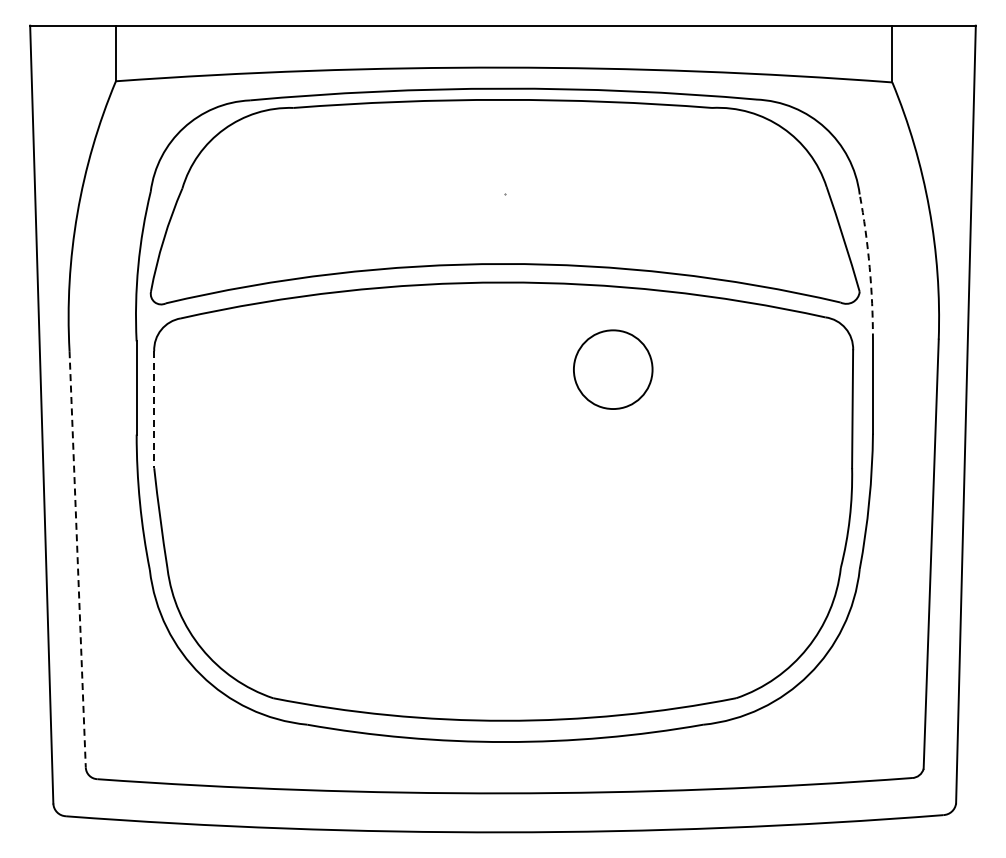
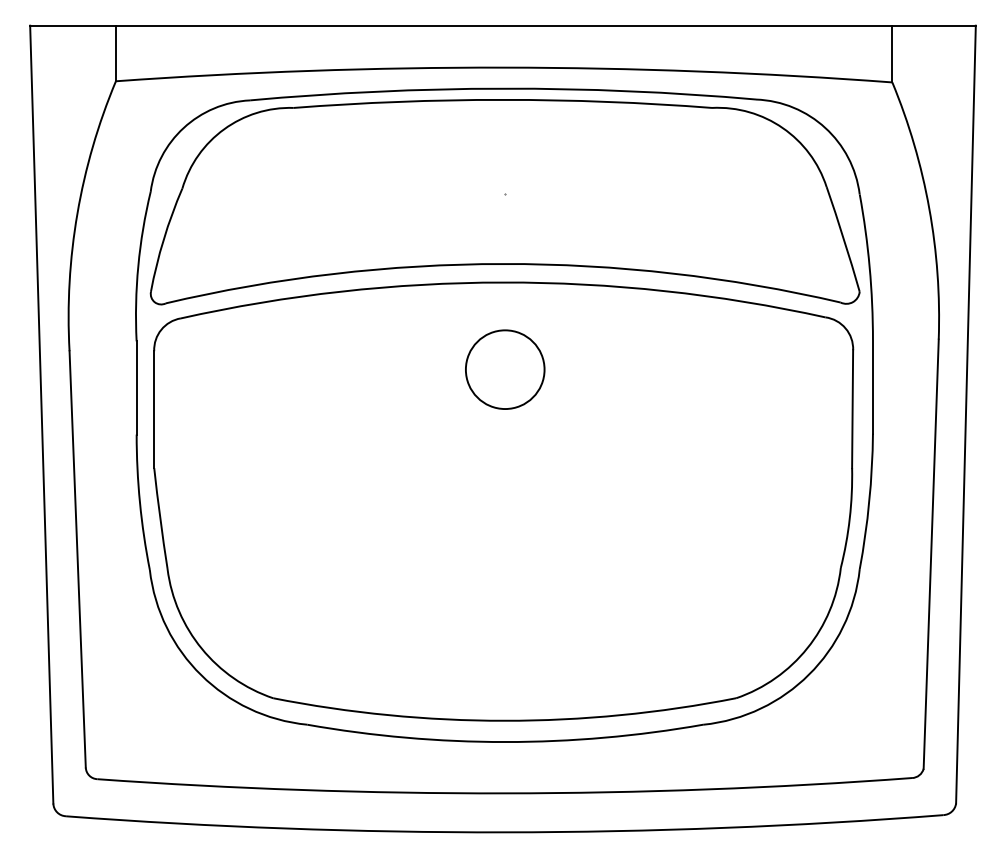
arc: dashed -> solid (869, 267)
circle position: (613, 369) -> (505, 369) (505, 369)
line: dashed -> solid (154, 410)
line: dashed -> solid (77, 559)
